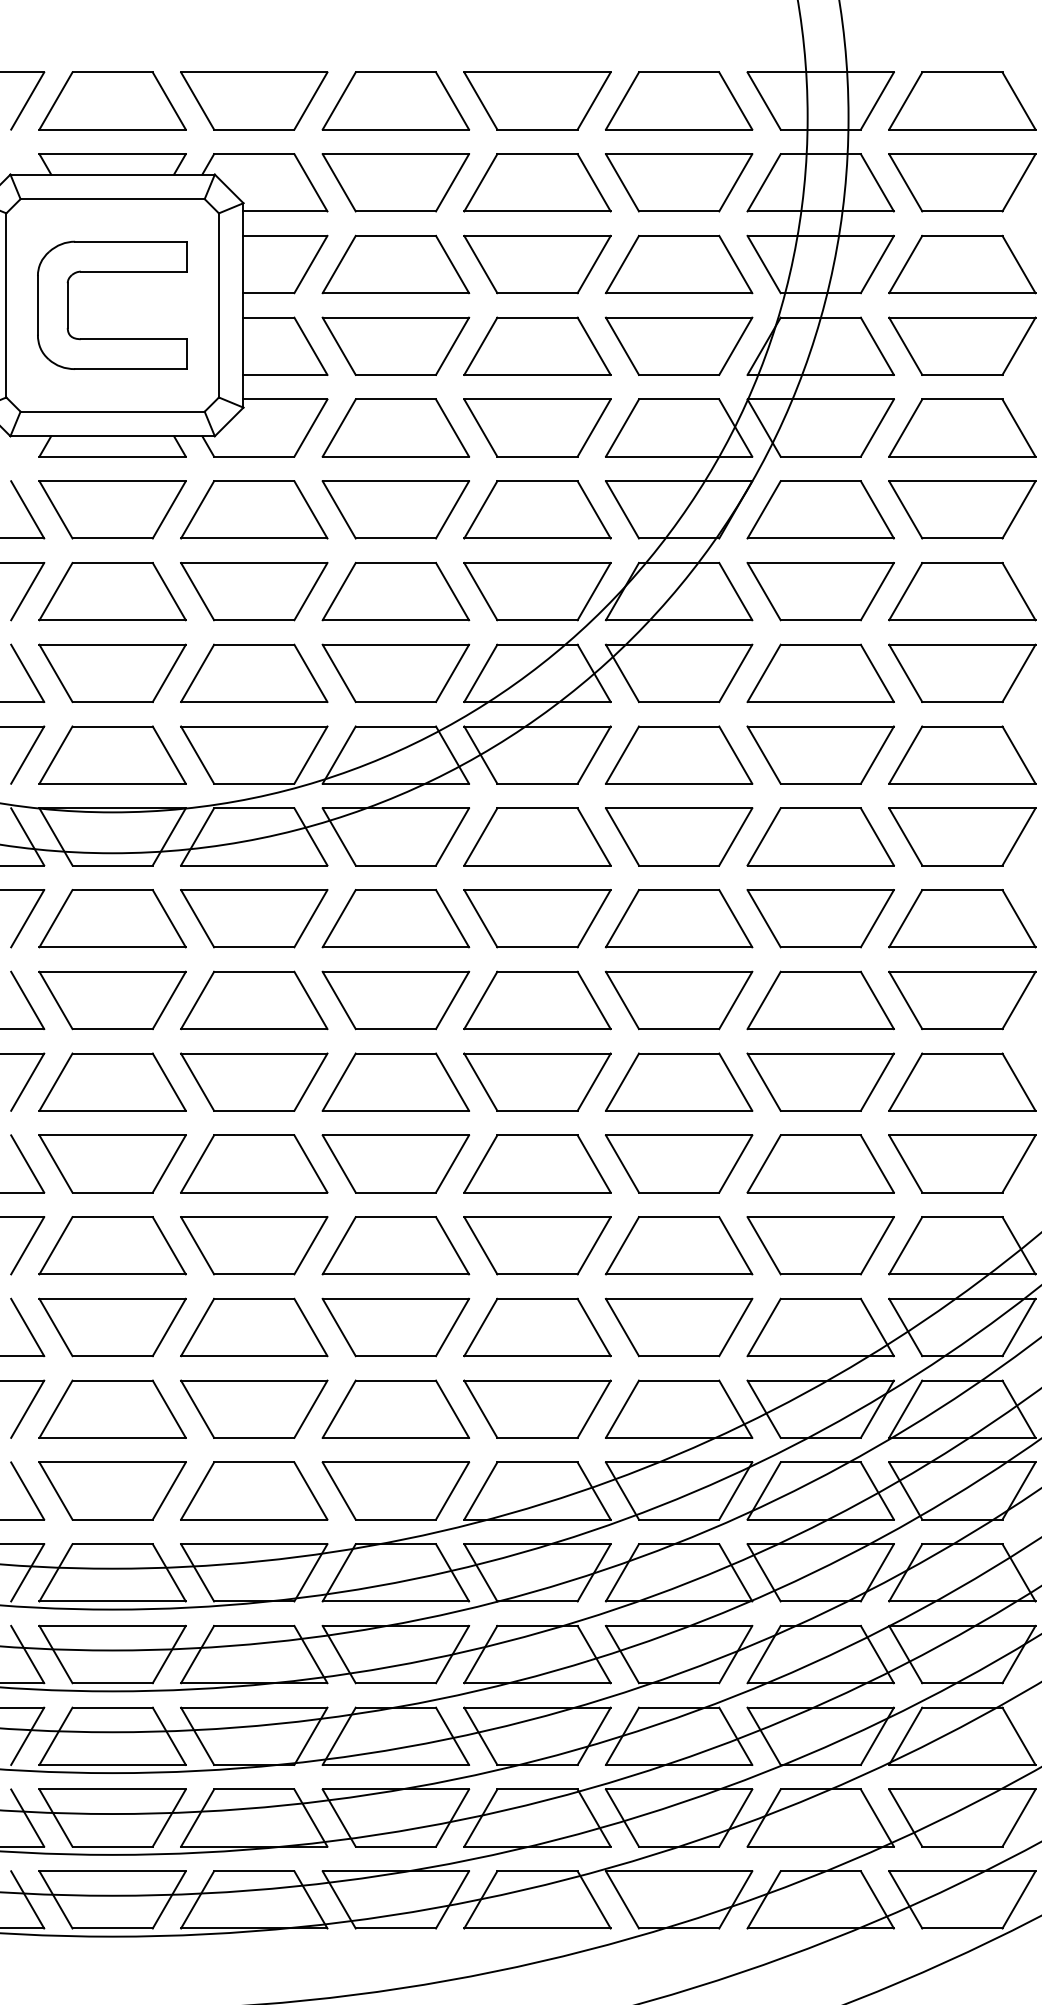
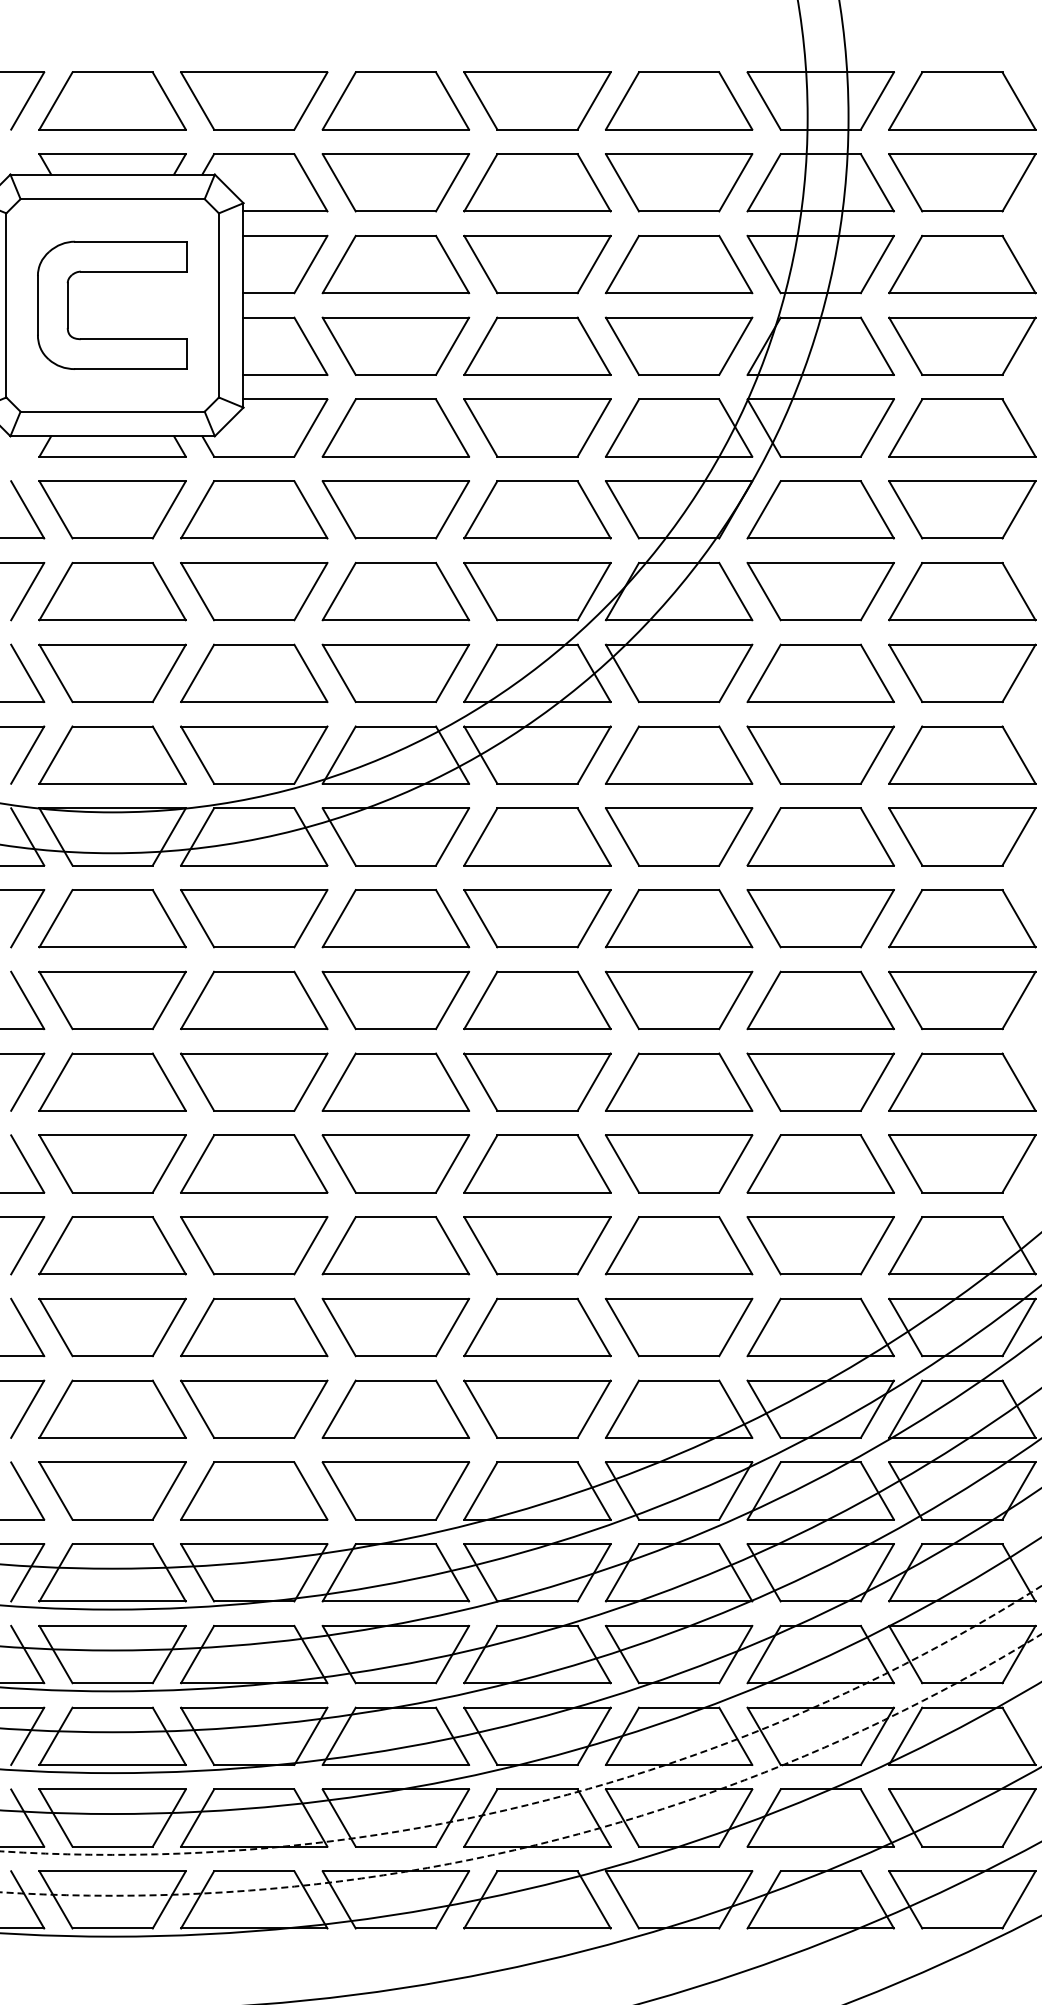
circle: solid -> dashed (520, 1719)
circle: solid -> dashed (520, 1764)
